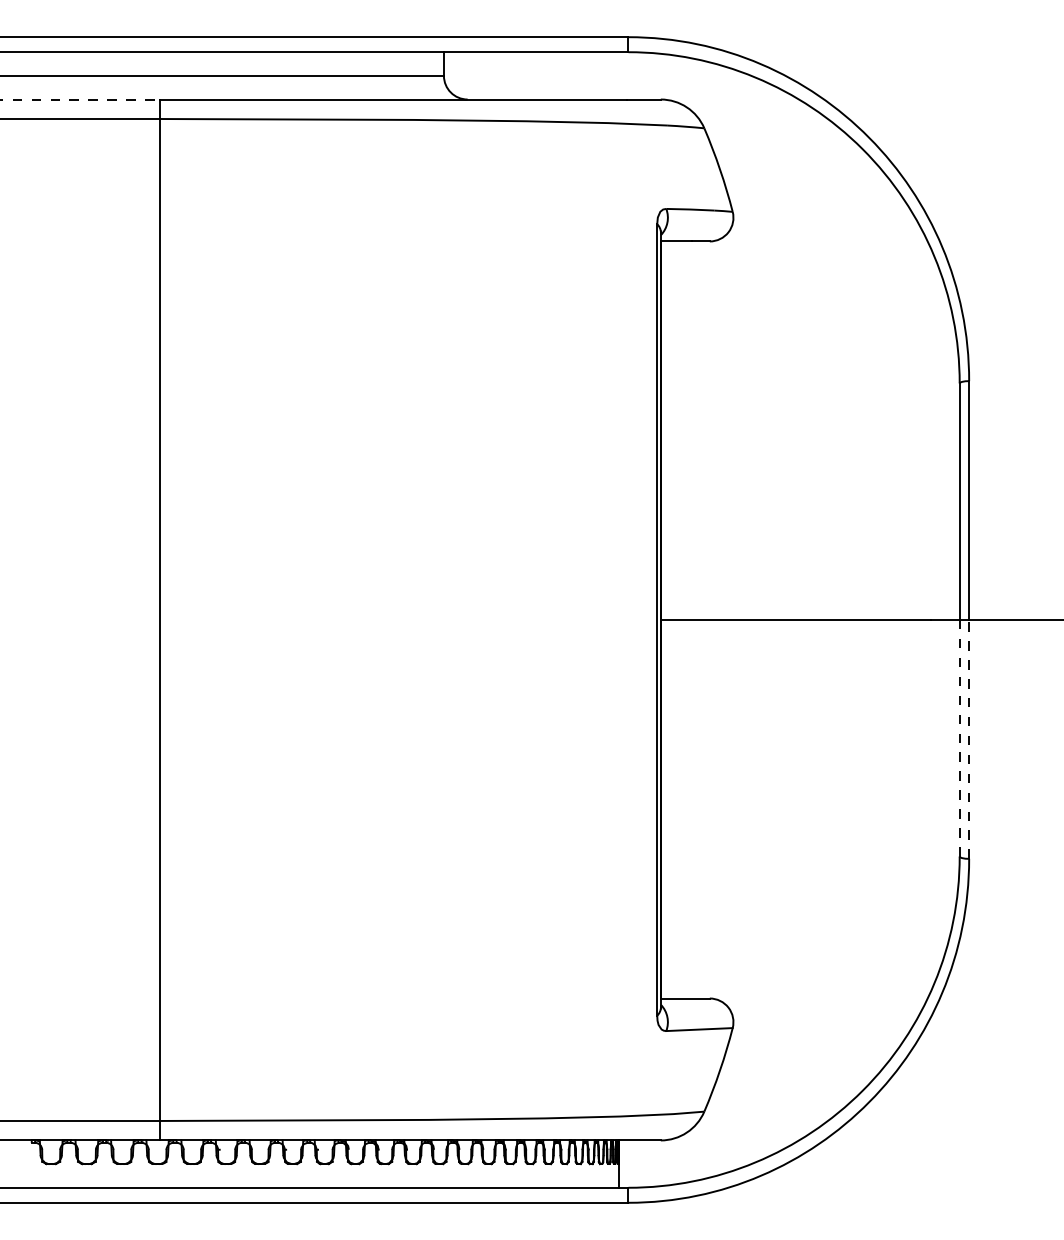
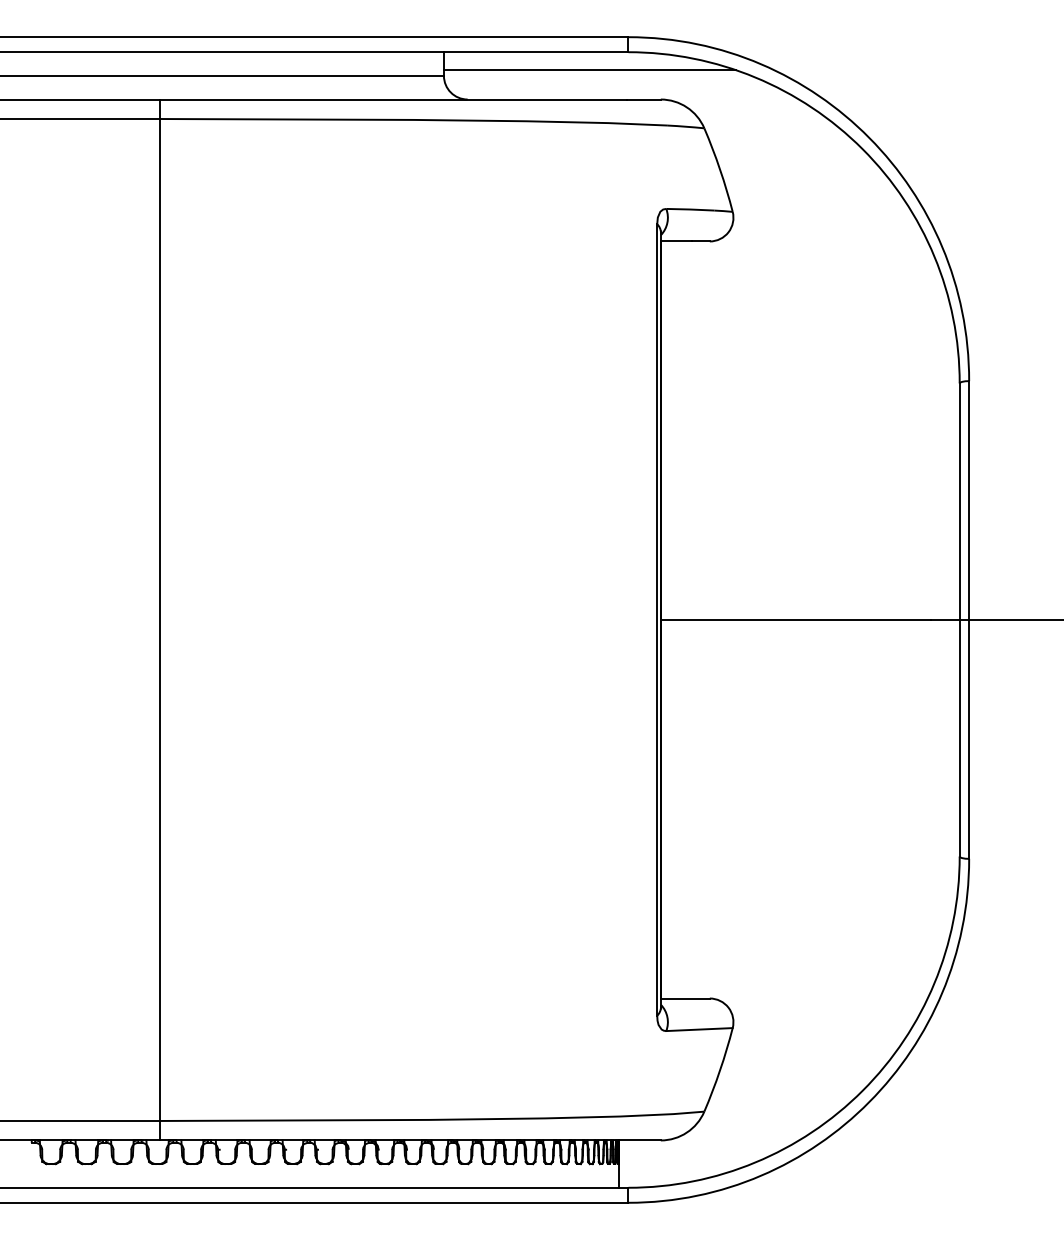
line: none -> present (589, 70)
line: dashed -> solid (80, 99)
line: dashed -> solid (959, 737)
line: dashed -> solid (969, 738)
